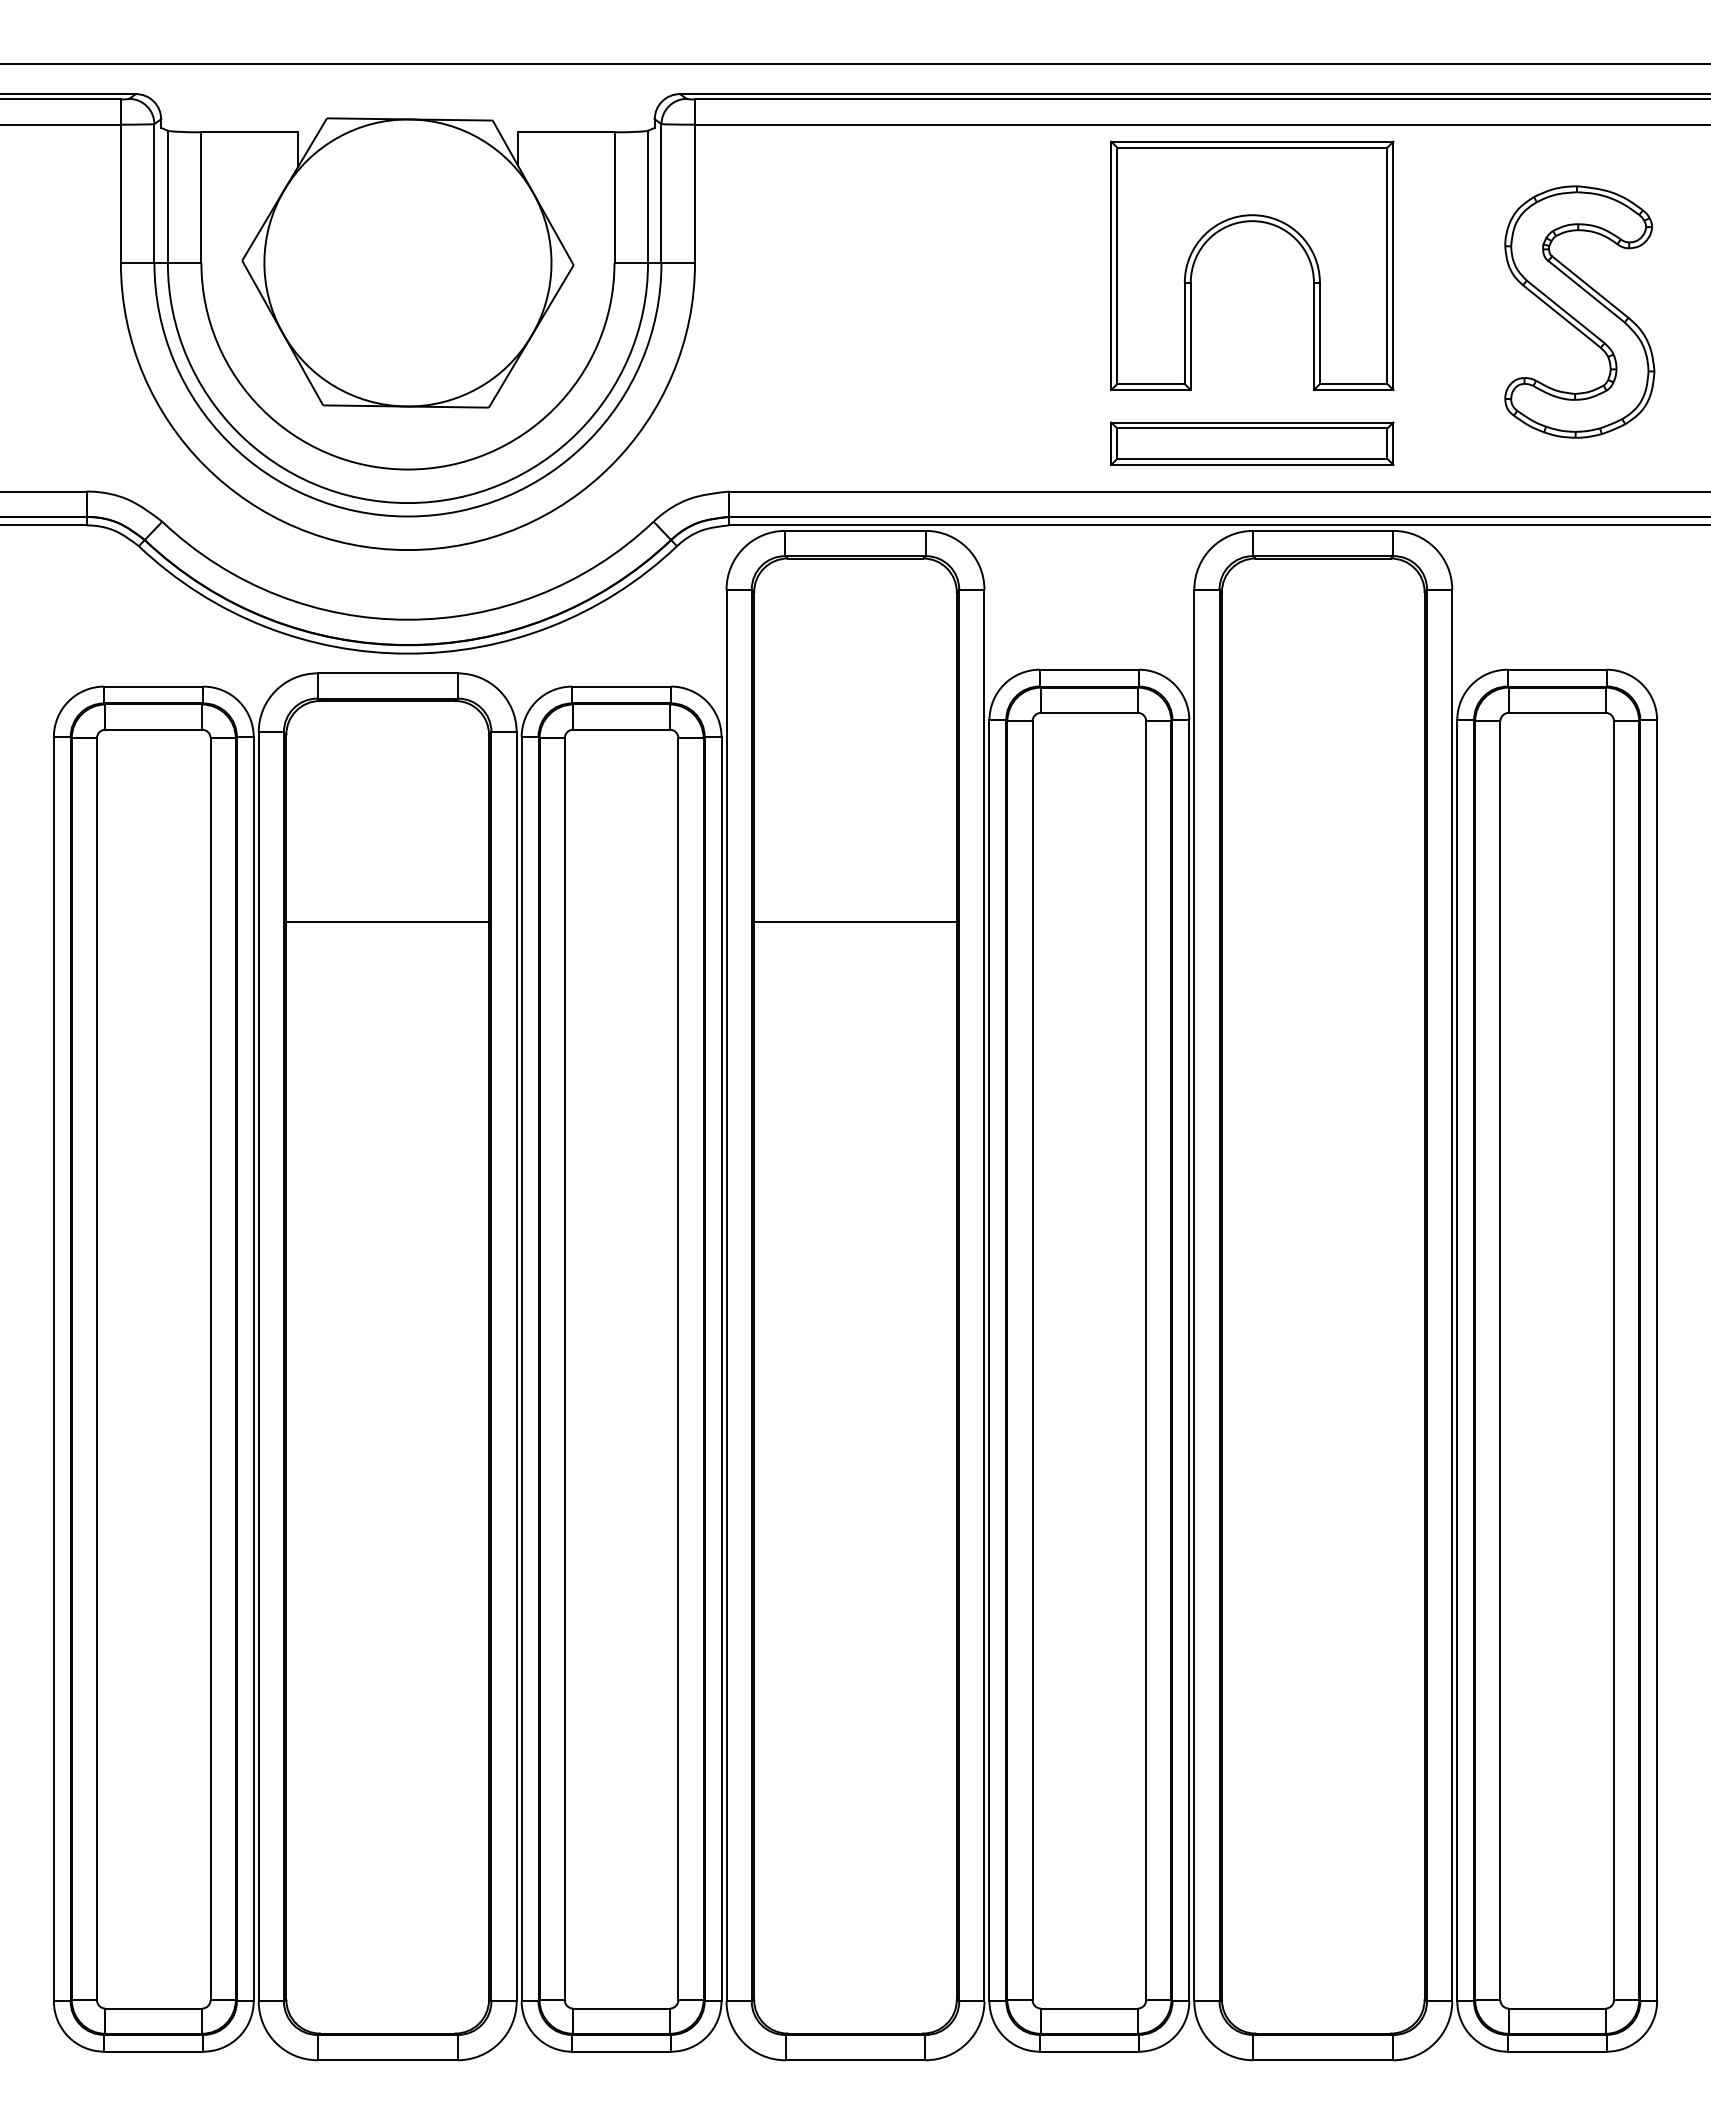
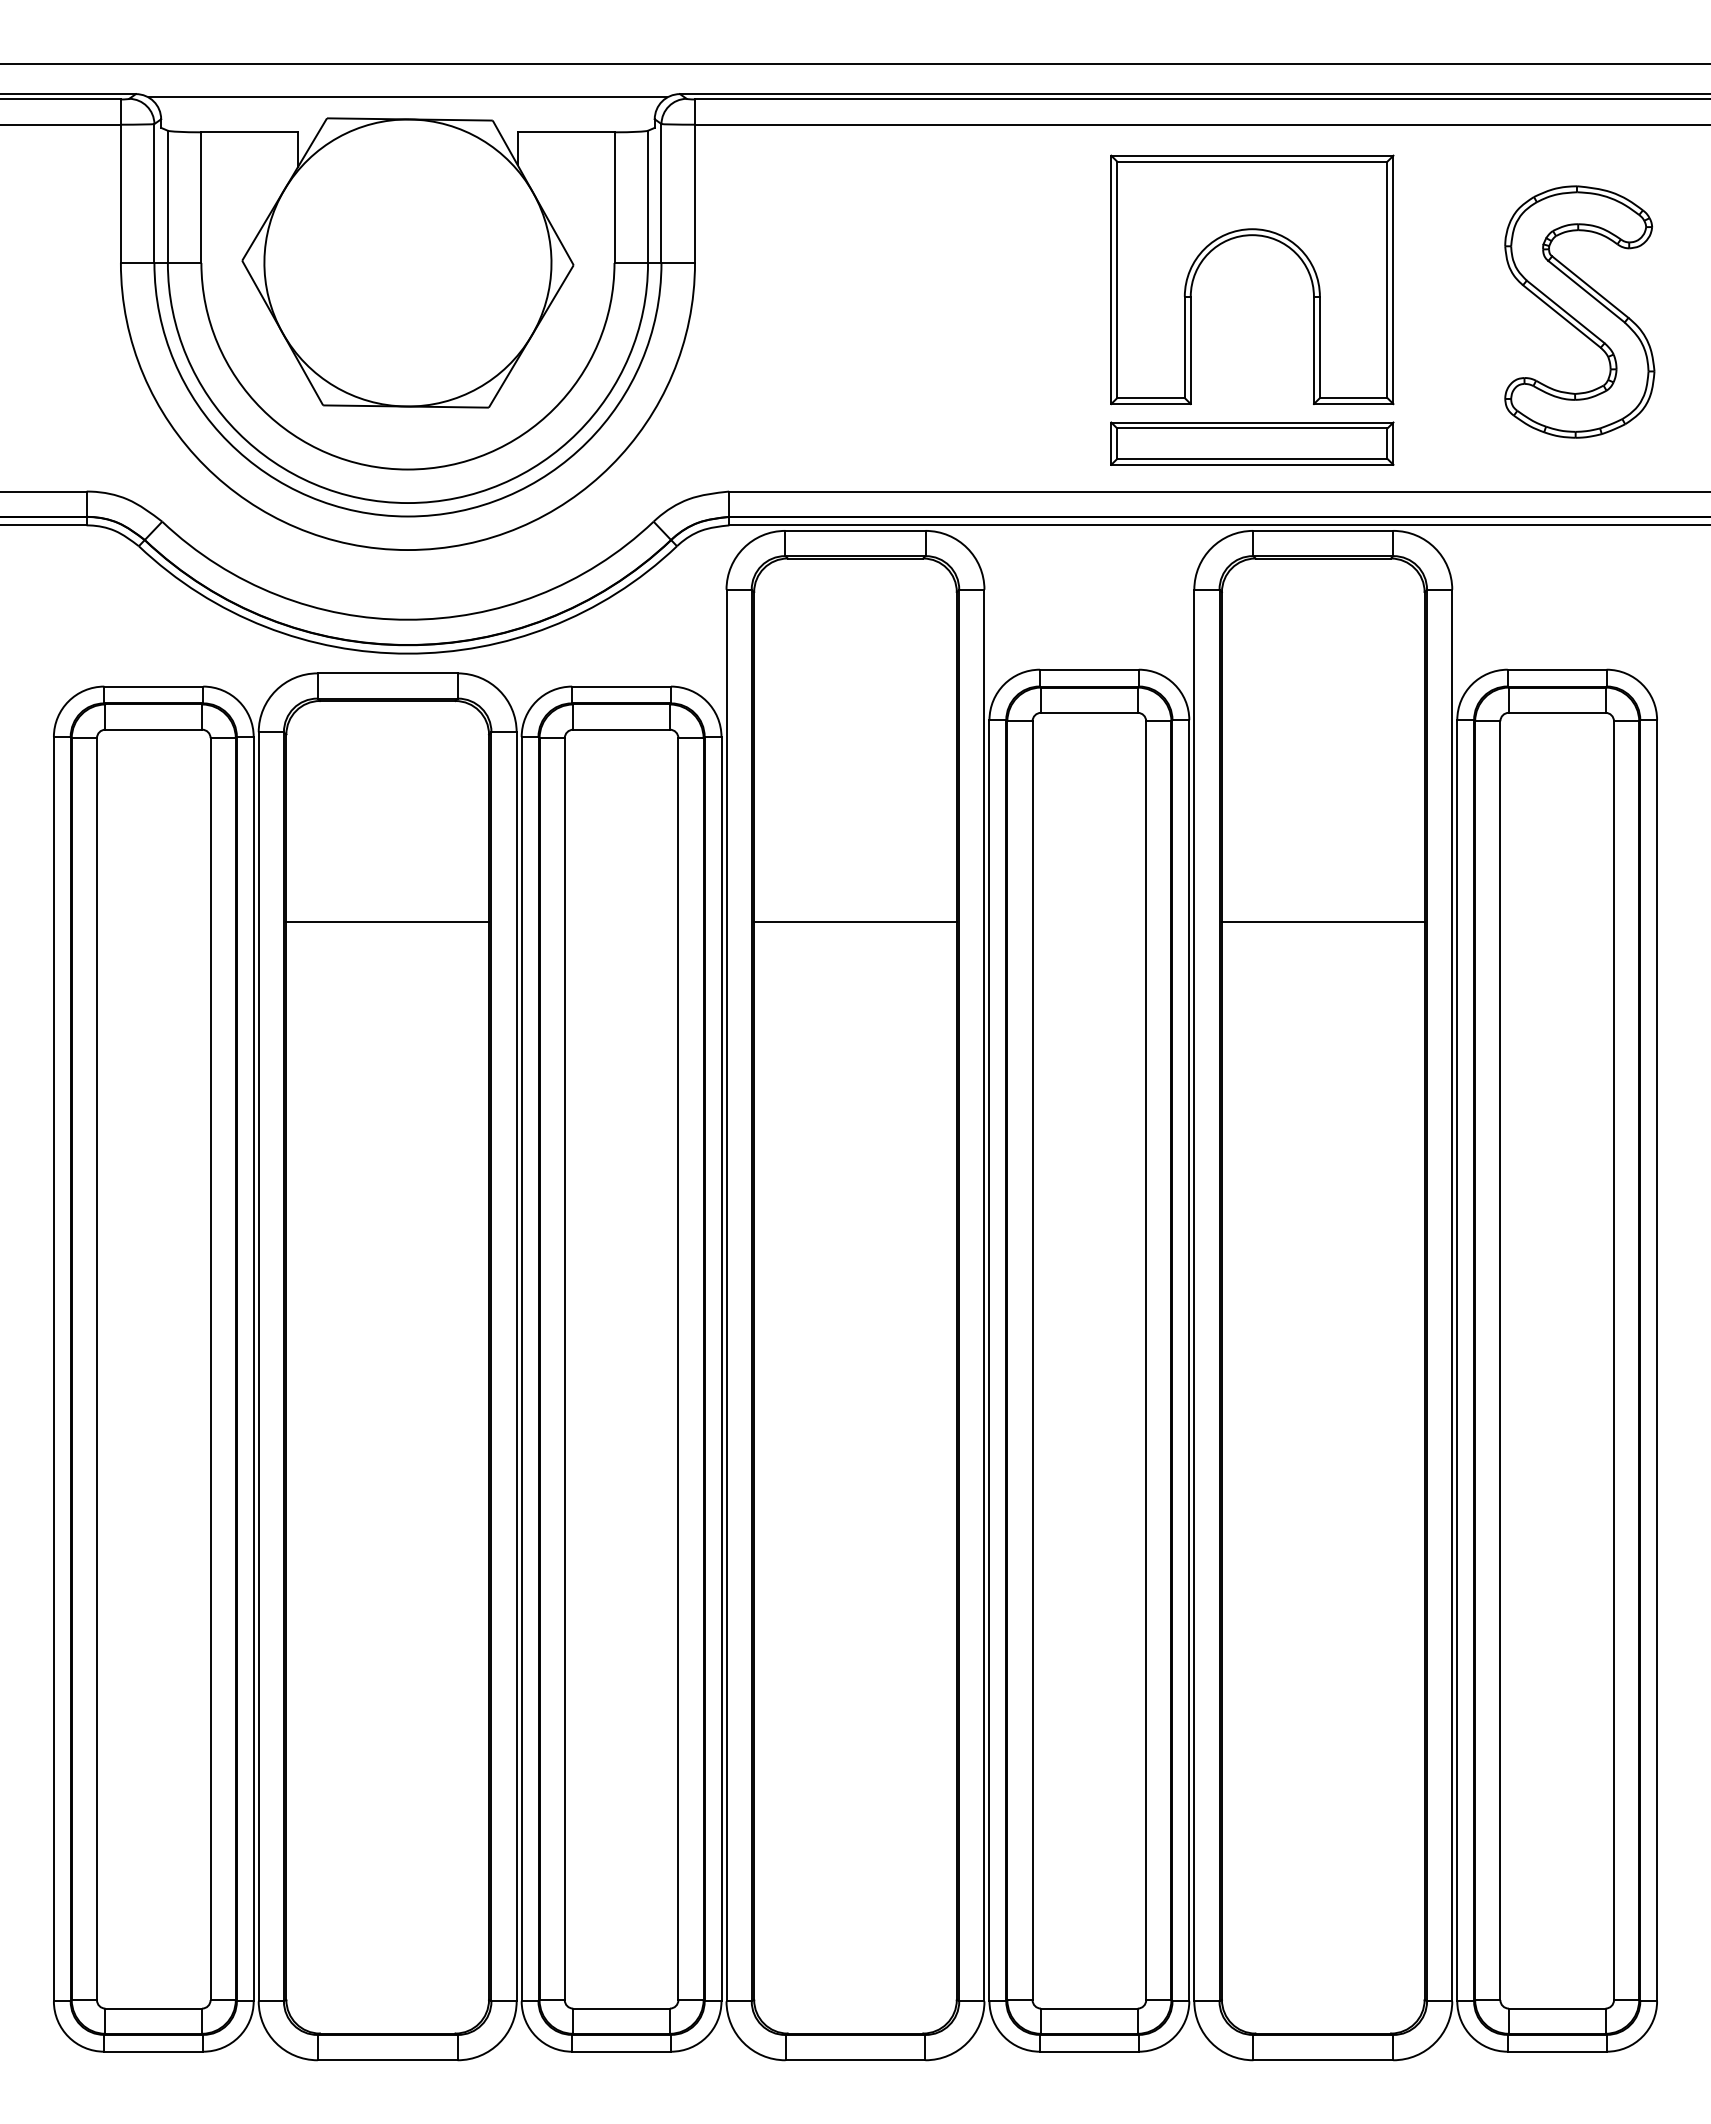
line: none -> present (407, 97)
part position: (1252, 222) -> (1252, 236) (1252, 236)
line: none -> present (1322, 921)
